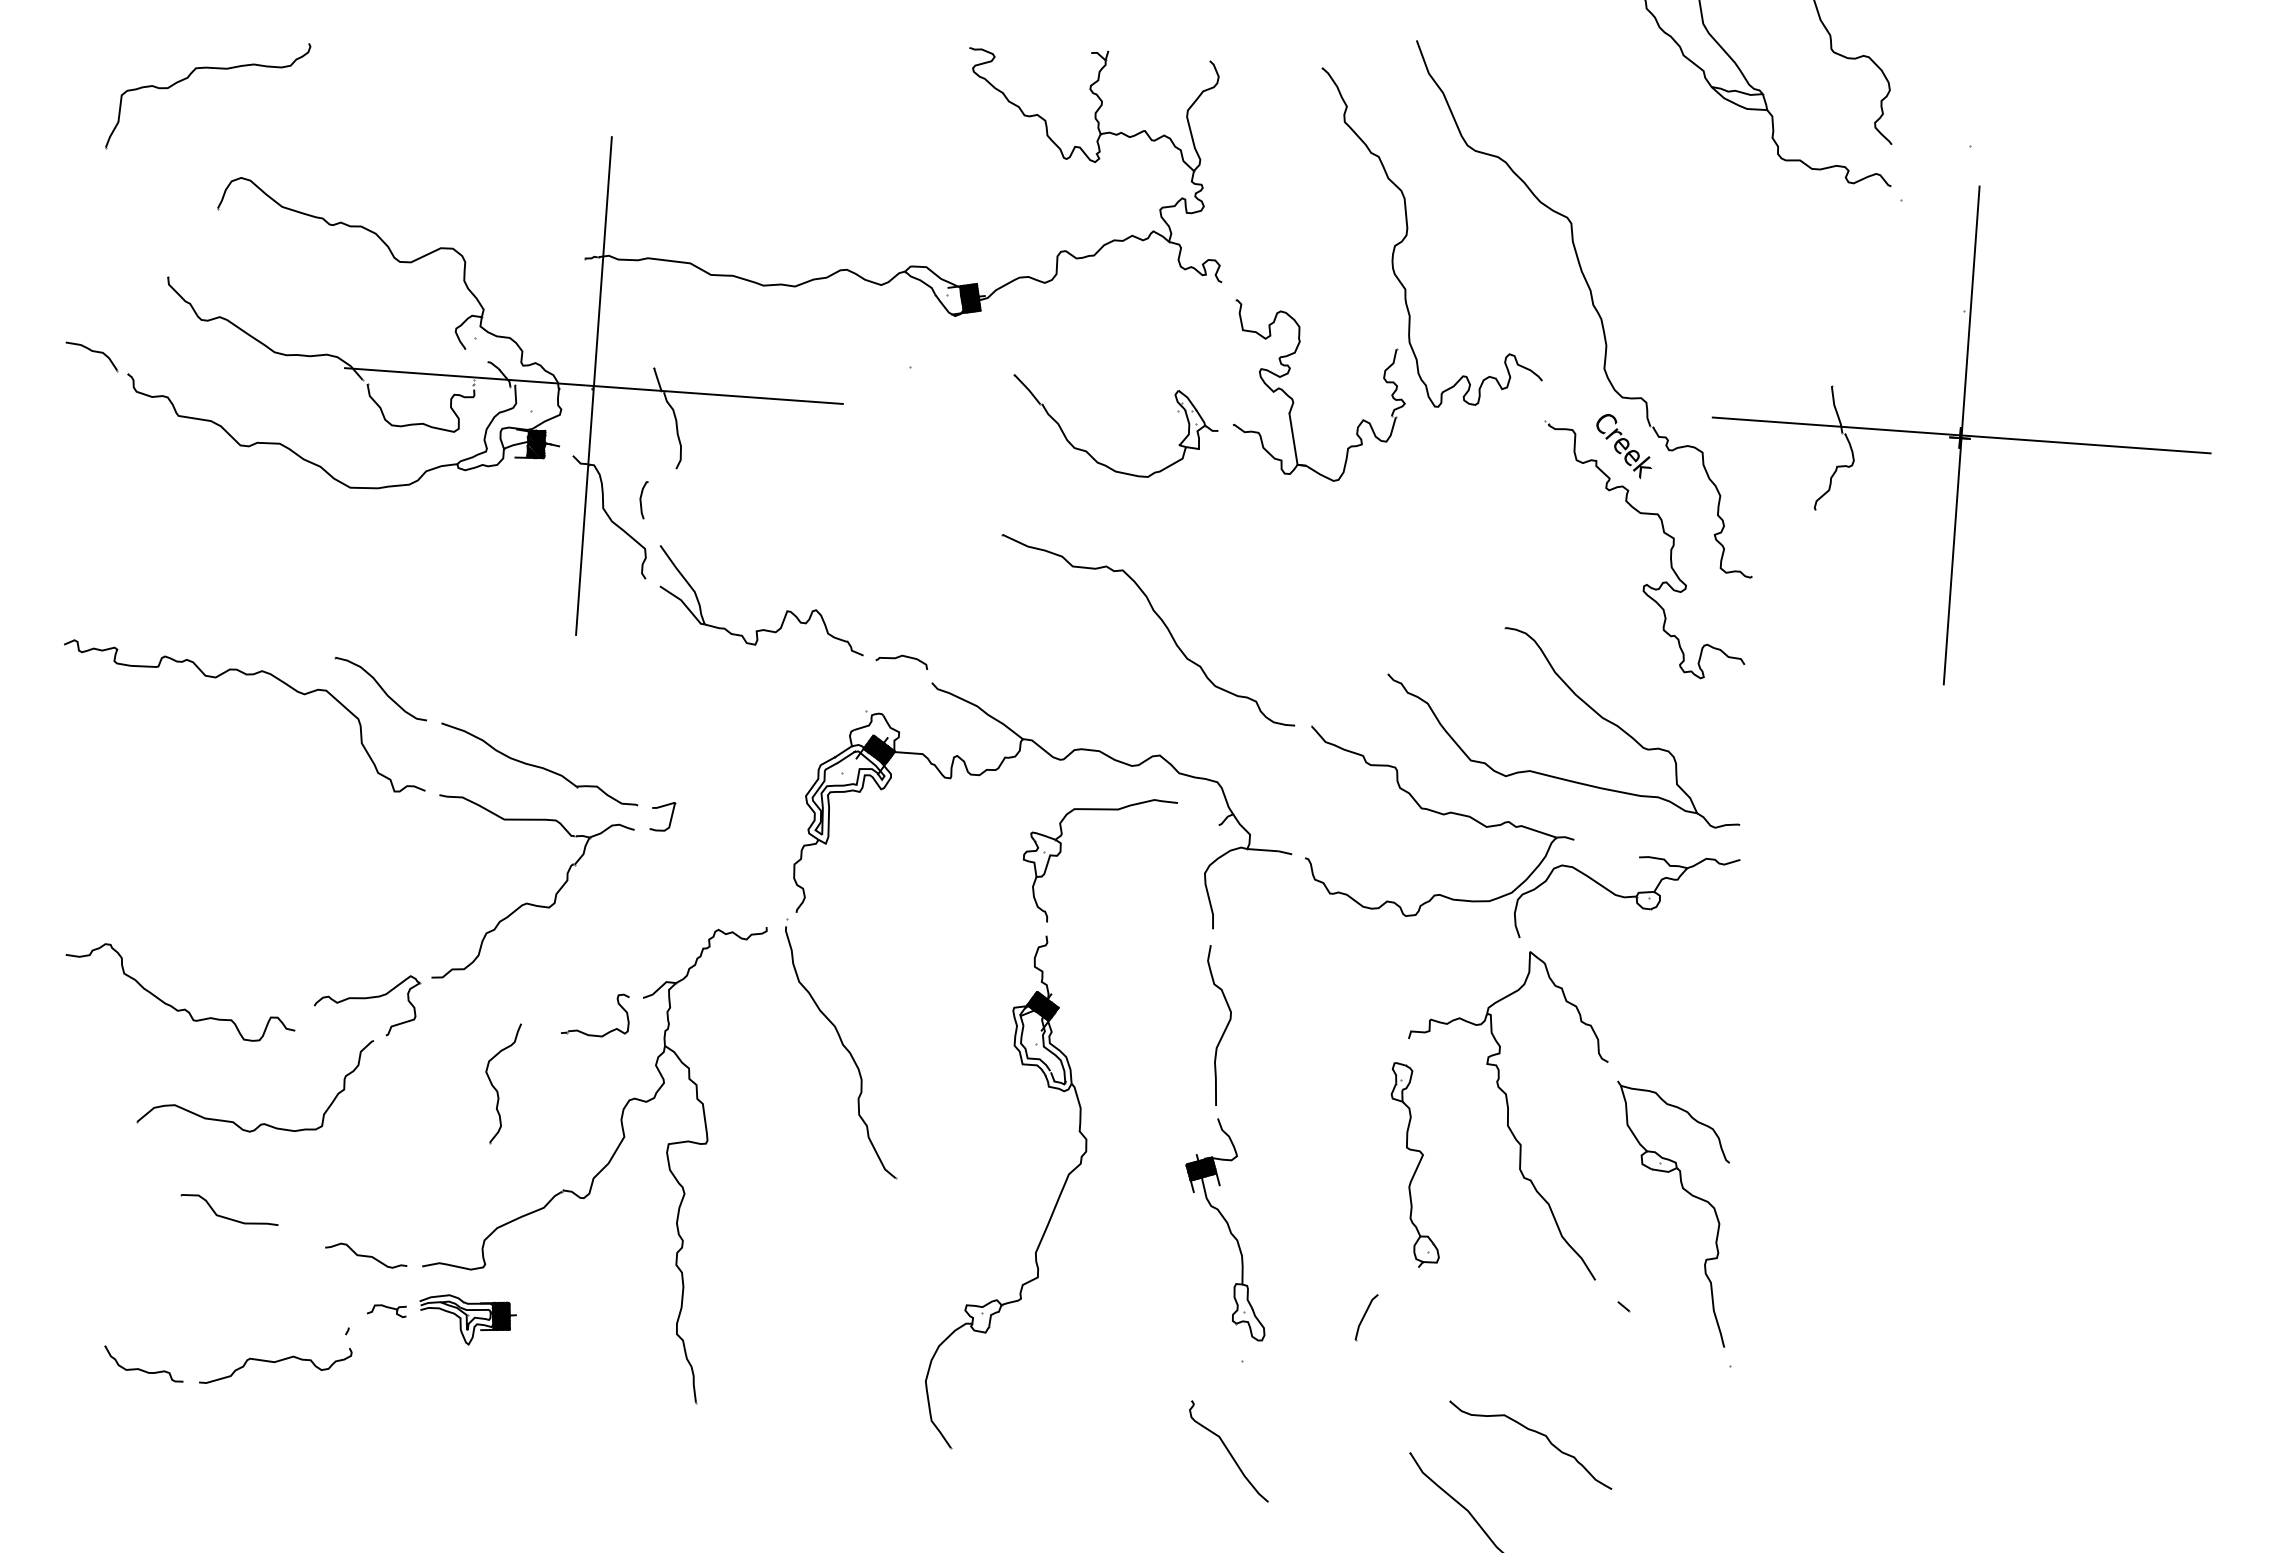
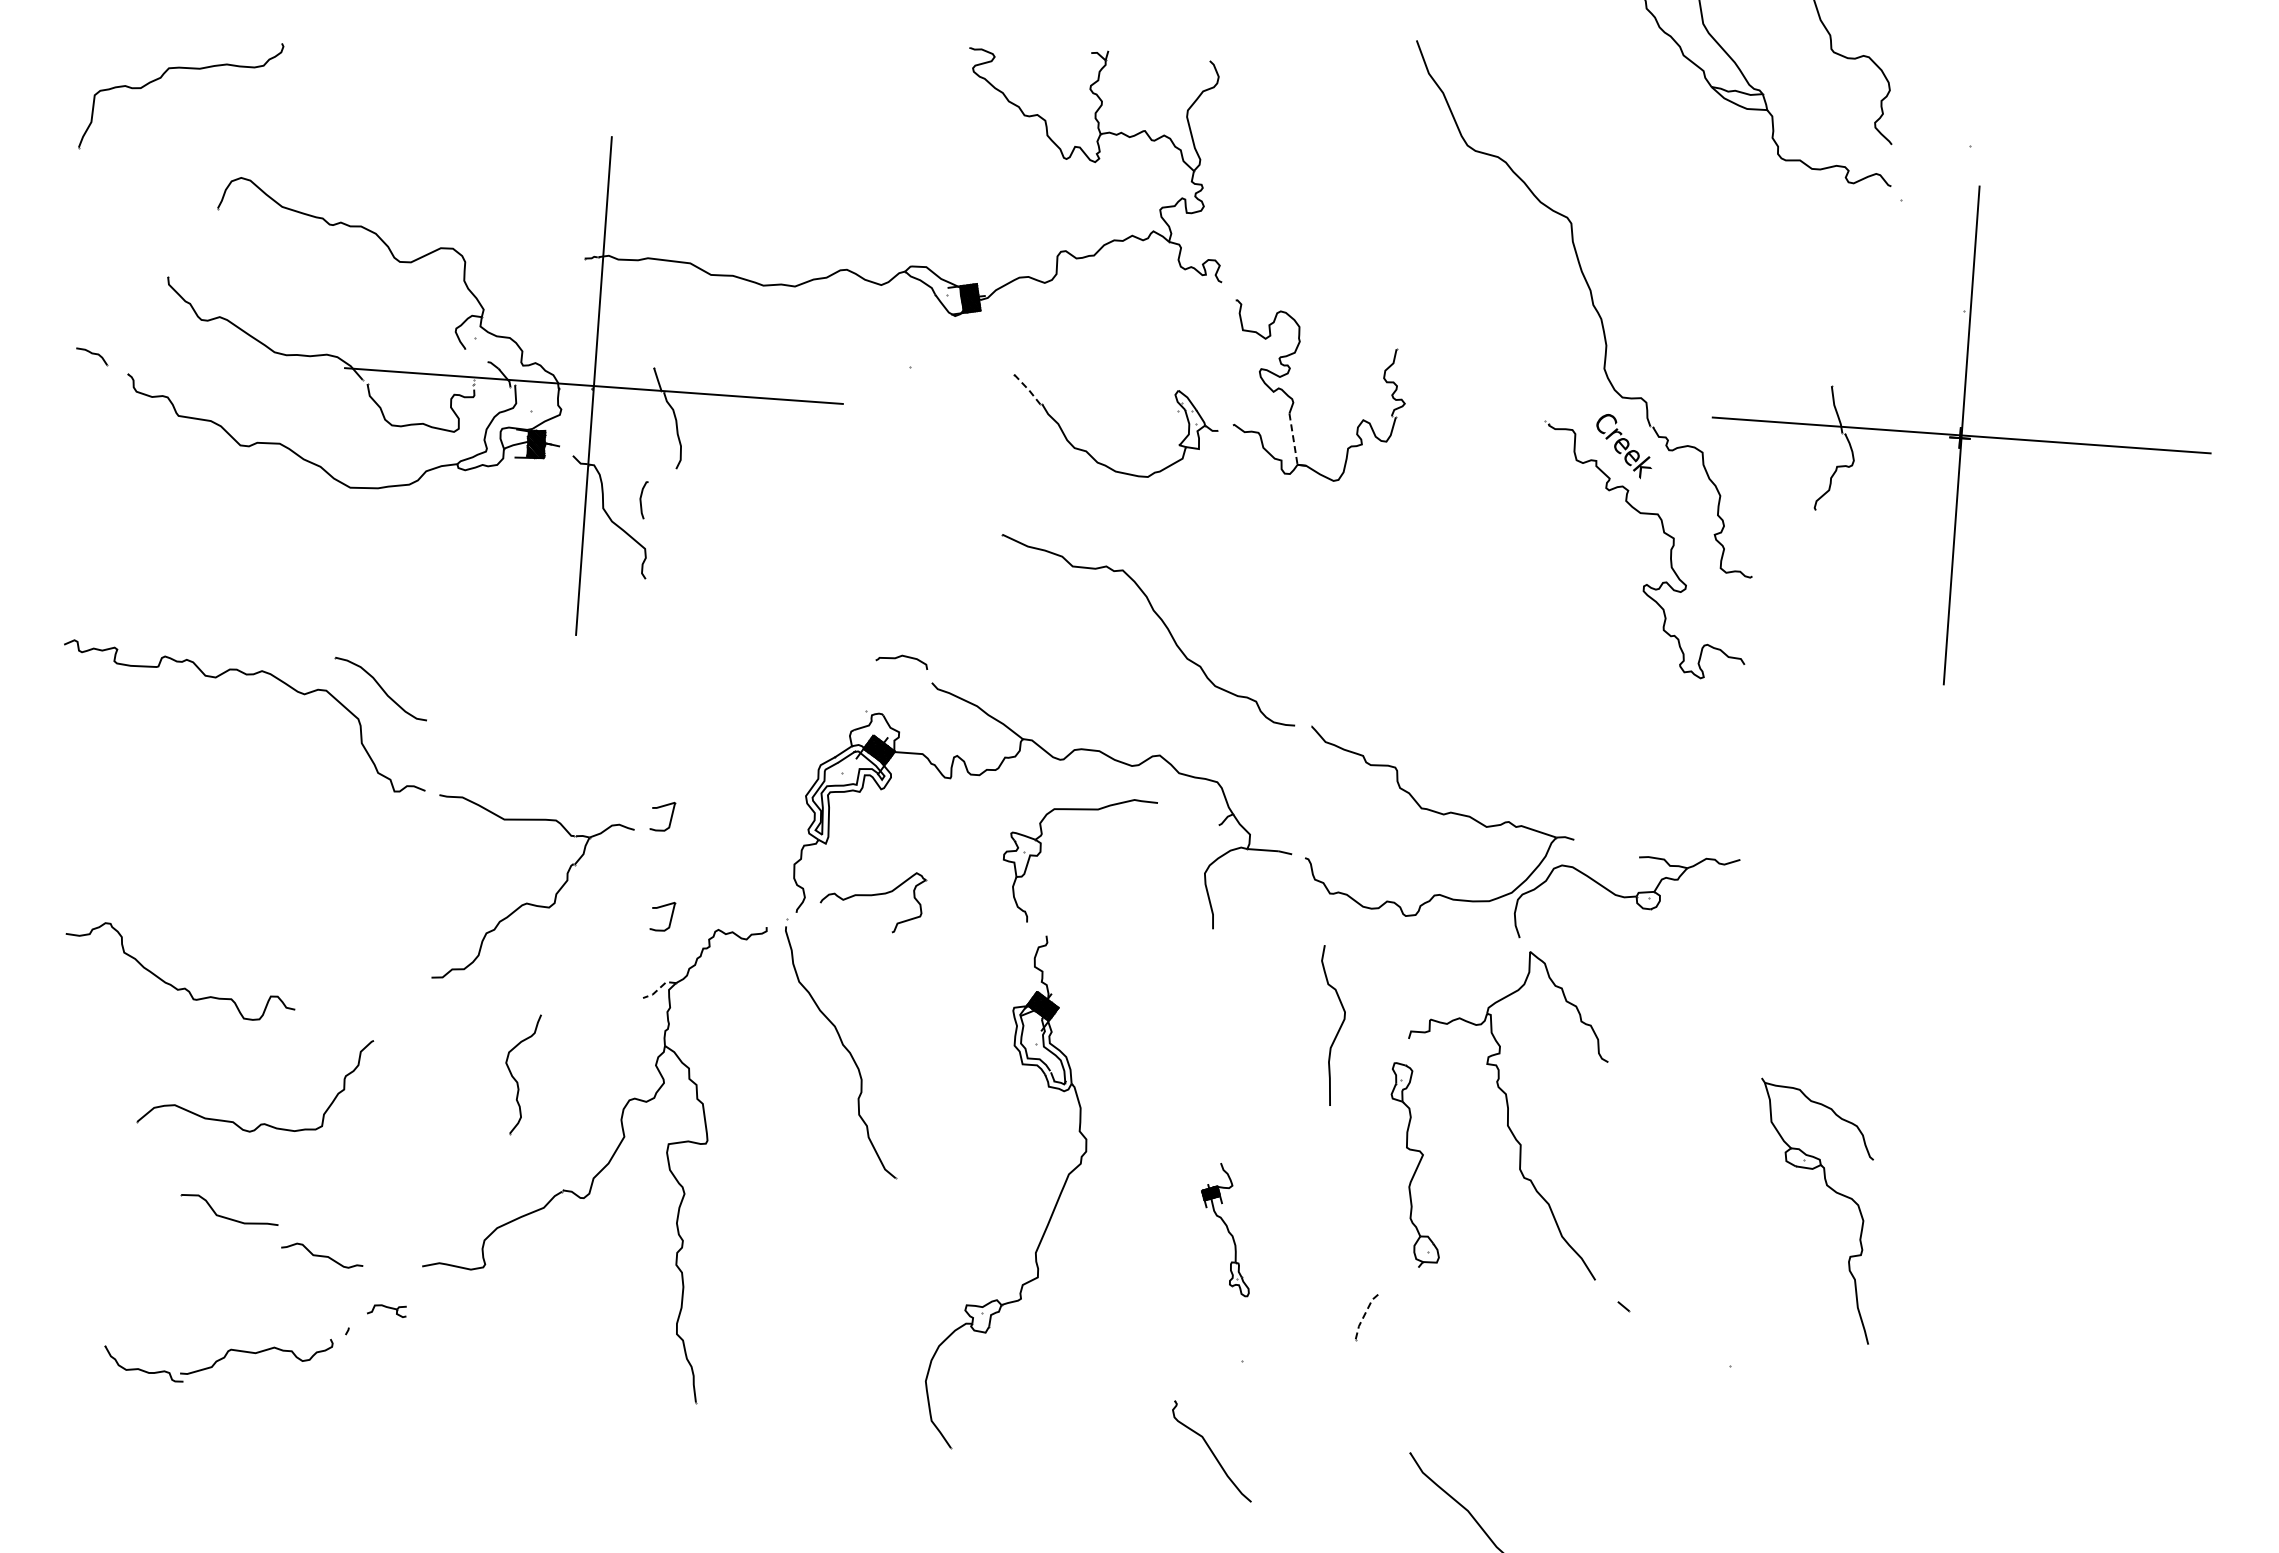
part position: (189, 77) -> (162, 77) (162, 77)
part: present -> none (1407, 235)
part size: 54x32 px -> 33x20 px (92, 356)
line: solid -> dashed (1028, 389)
line: solid -> dashed (1293, 439)
part: present -> none (785, 612)
part: present -> none (1585, 704)
part: present -> none (539, 764)
part position: (1061, 852) -> (1041, 852) (1041, 852)
part: none -> present (670, 917)
line: solid -> dashed (659, 988)
part position: (365, 999) -> (871, 896) (871, 896)
curve position: (170, 1004) -> (170, 983) (170, 983)
curve position: (1225, 1027) -> (1339, 1027) (1339, 1027)
part: present -> none (594, 1034)
part position: (496, 1088) -> (516, 1079) (516, 1079)
part position: (1686, 1192) -> (1830, 1189) (1830, 1189)
part size: 81x224 px -> 49x135 px (1225, 1230)
curve position: (366, 1255) -> (322, 1255) (322, 1255)
line: solid -> dashed (1363, 1316)
part: present -> none (467, 1319)
curve position: (274, 1363) -> (255, 1354) (255, 1354)
part: present -> none (1534, 1432)
part position: (1228, 1451) -> (1211, 1451) (1211, 1451)
